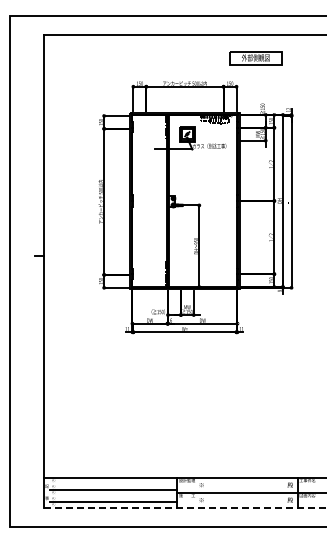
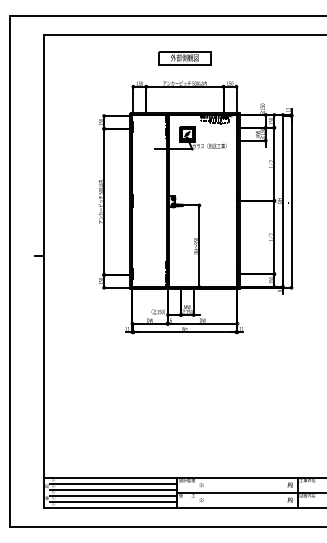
part position: (255, 58) -> (184, 58) (184, 58)
line: none -> present (113, 483)
line: none -> present (113, 495)
line: dashed -> solid (185, 507)
